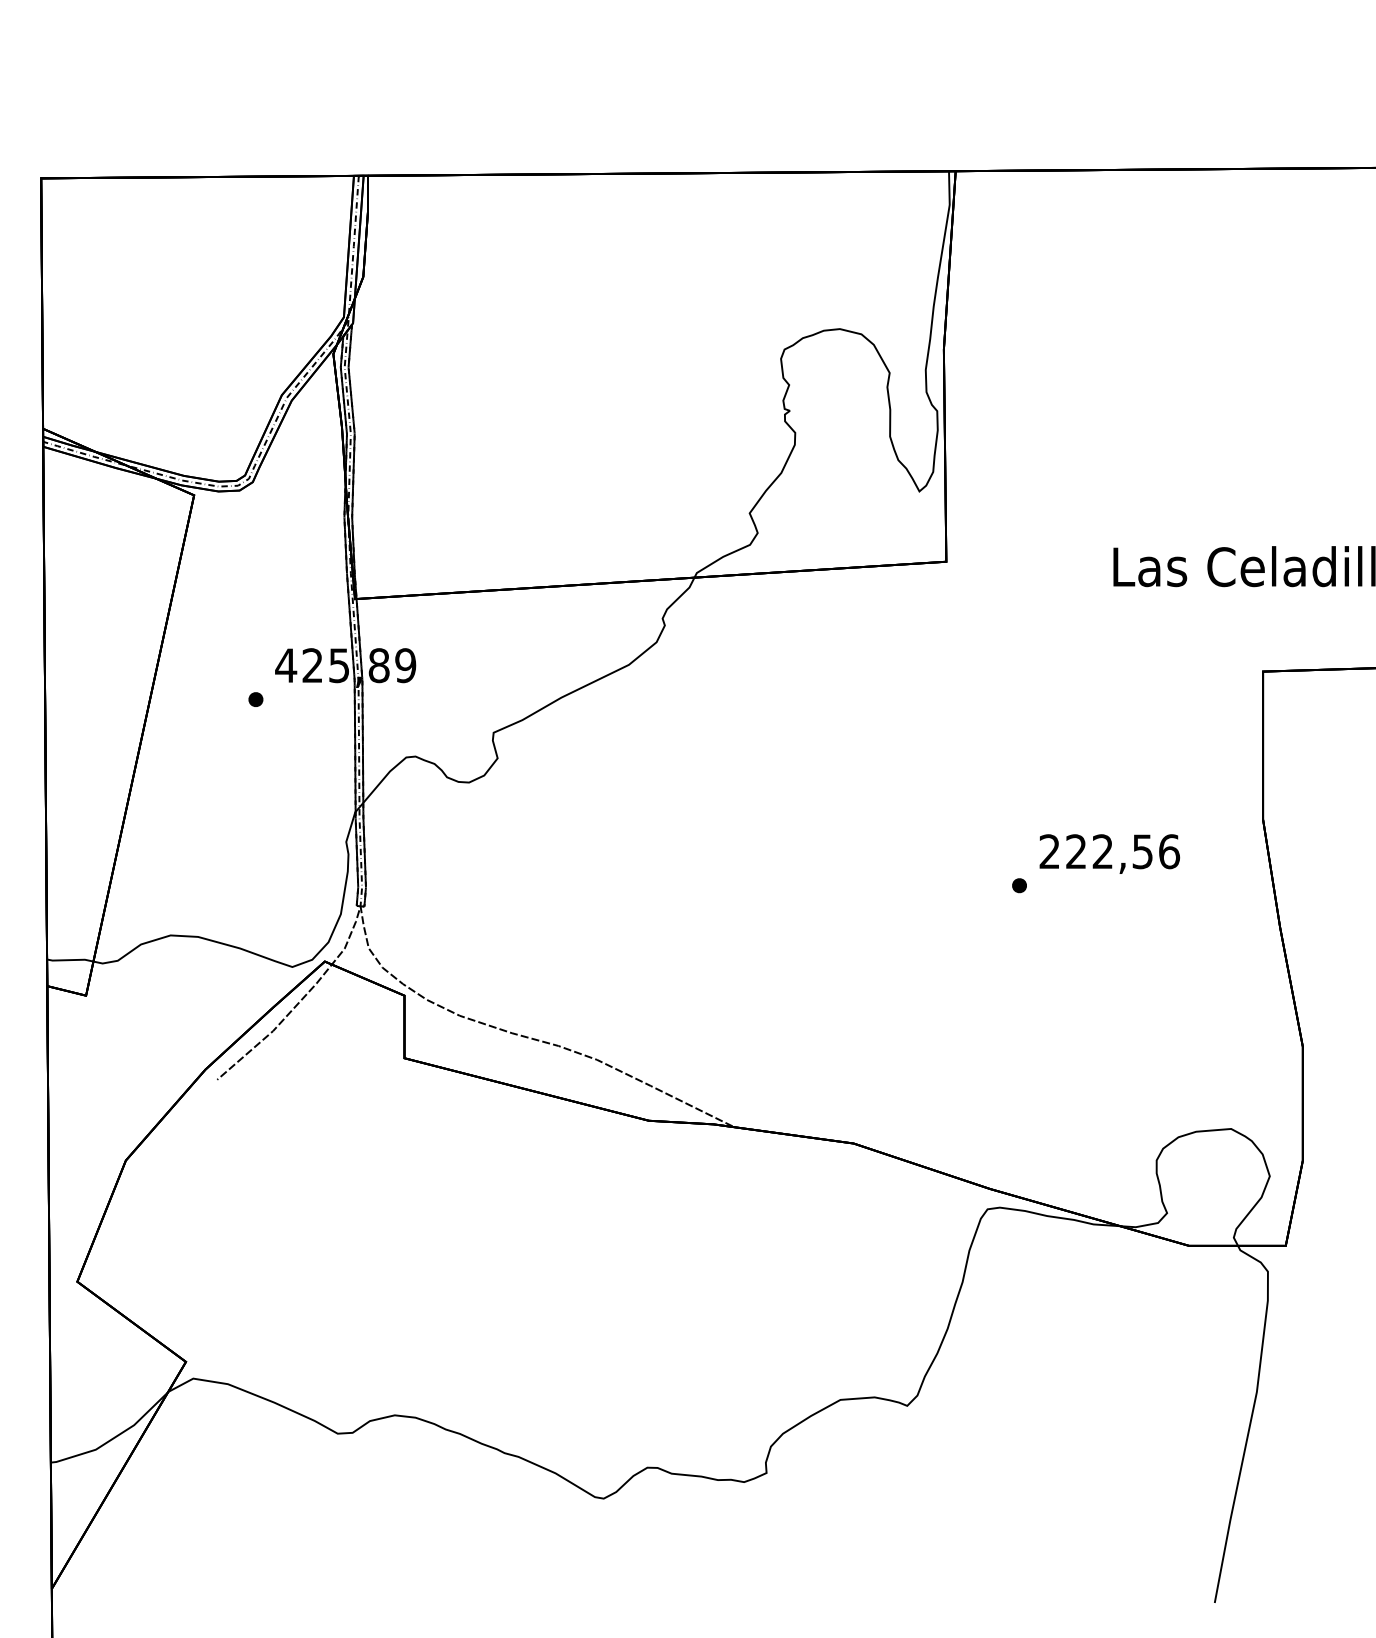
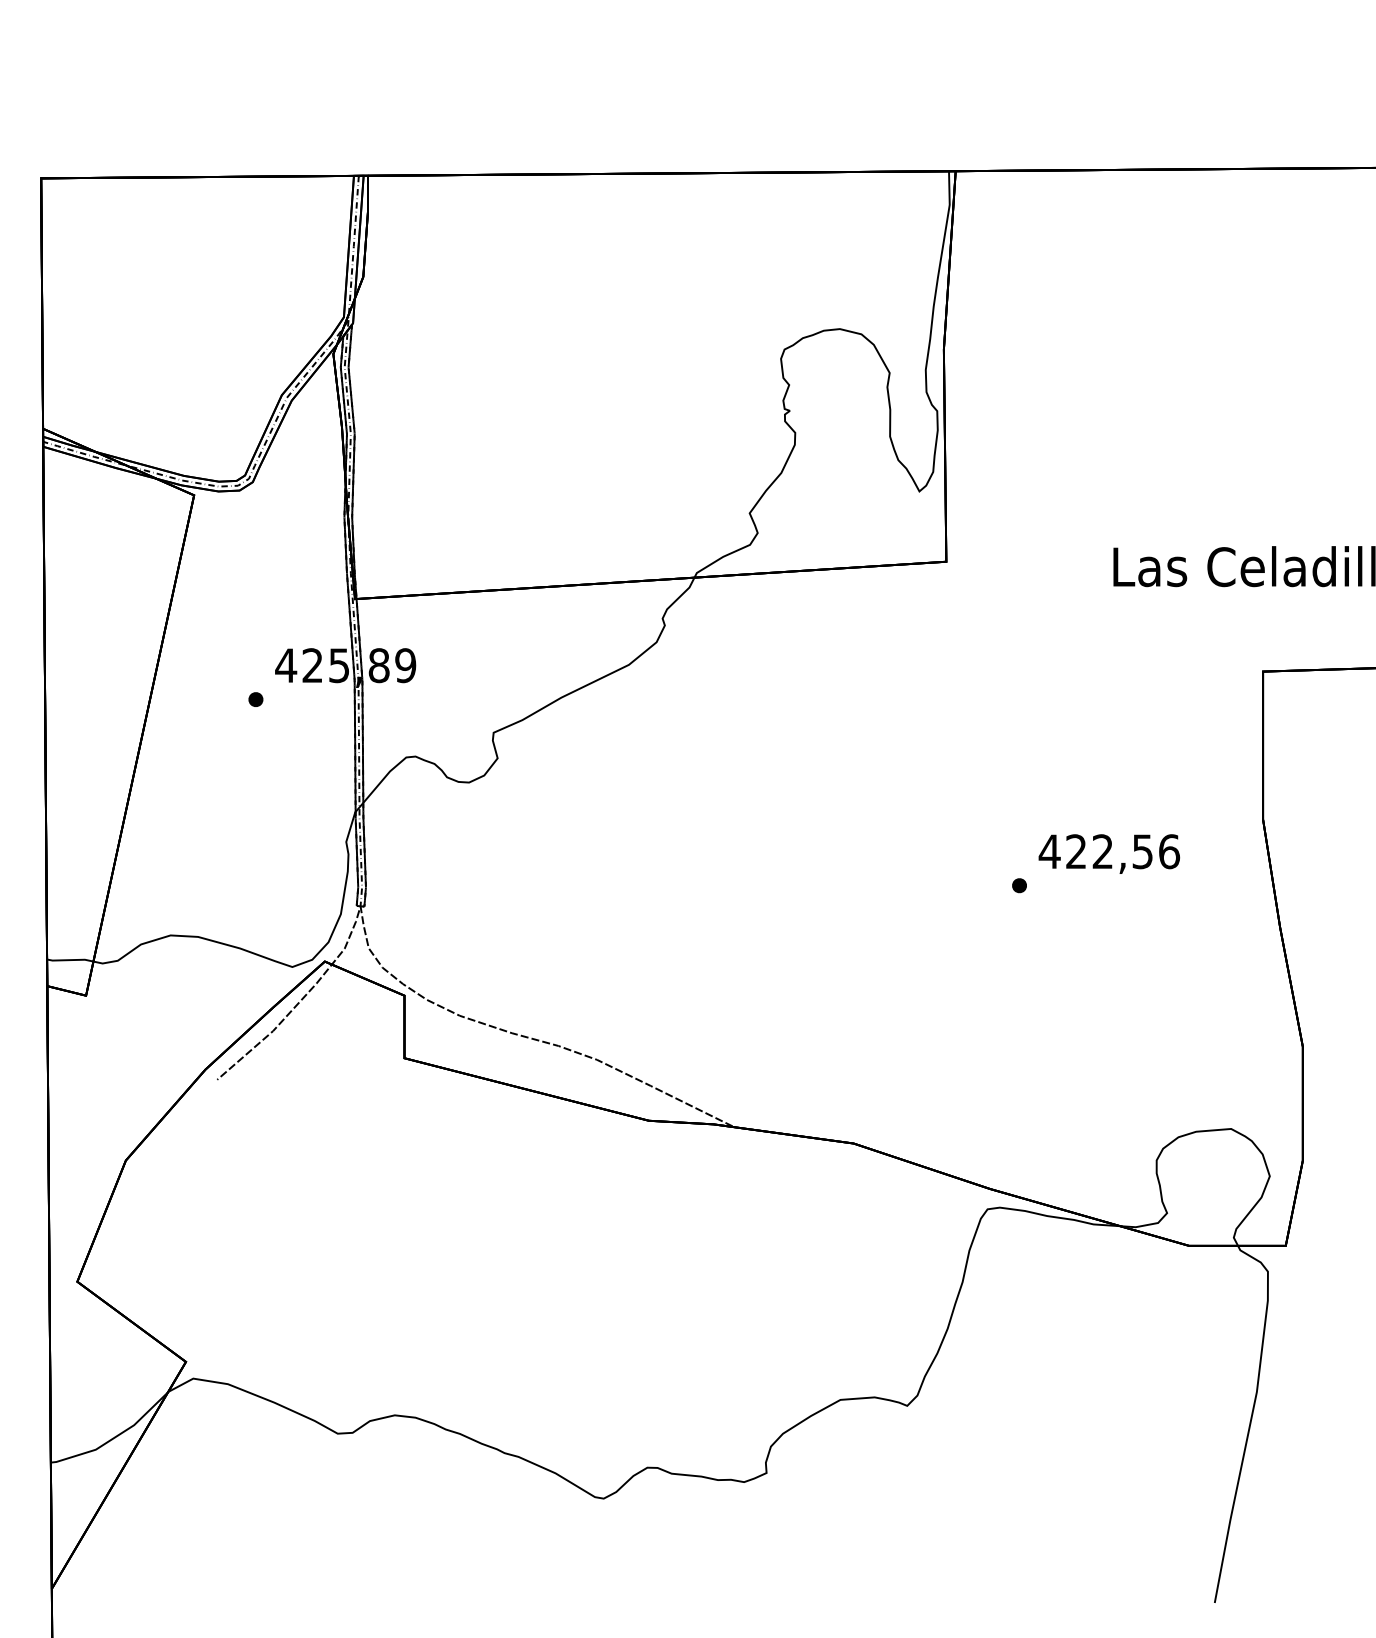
text: 222,56 -> 422,56 (1049, 851)
